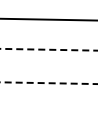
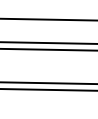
line: none -> present (48, 42)
line: dashed -> solid (49, 49)
line: dashed -> solid (49, 83)
line: none -> present (48, 89)
